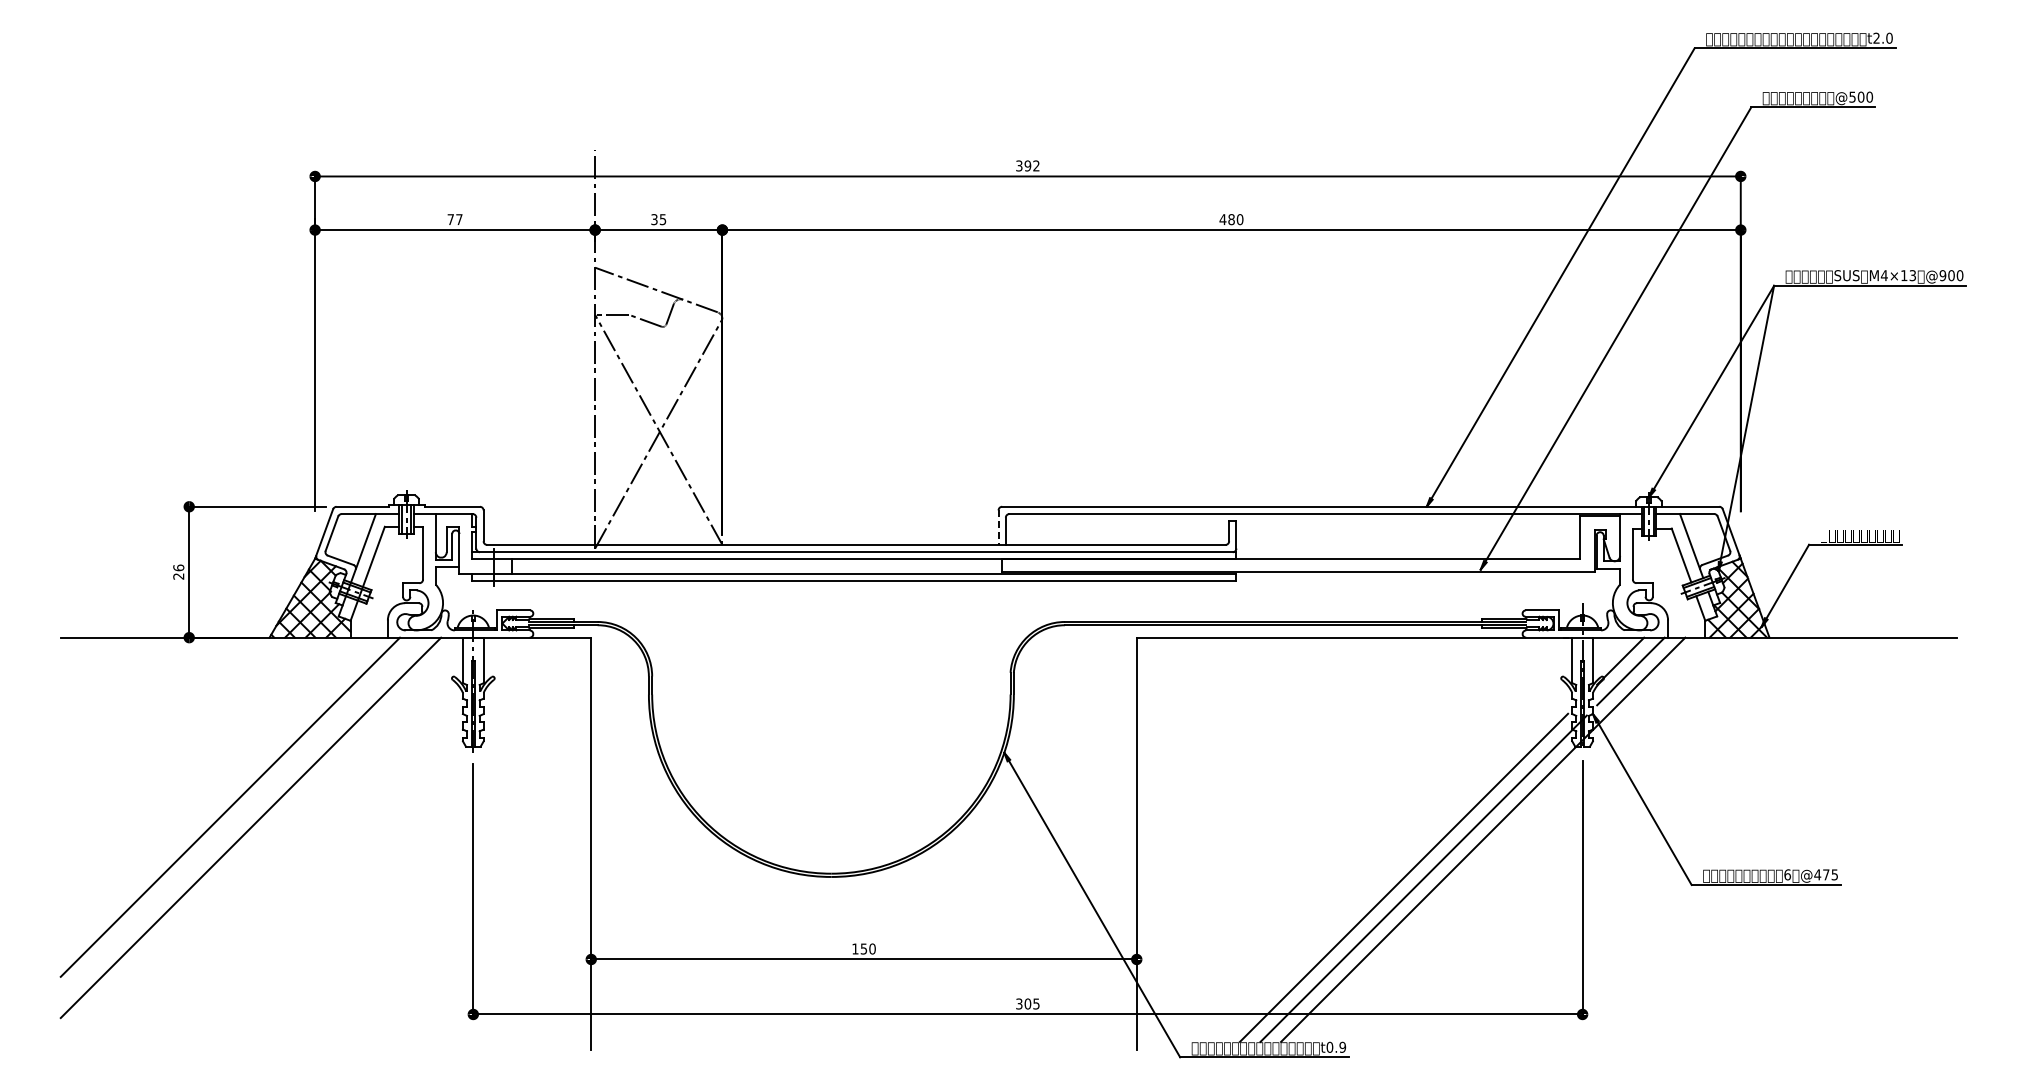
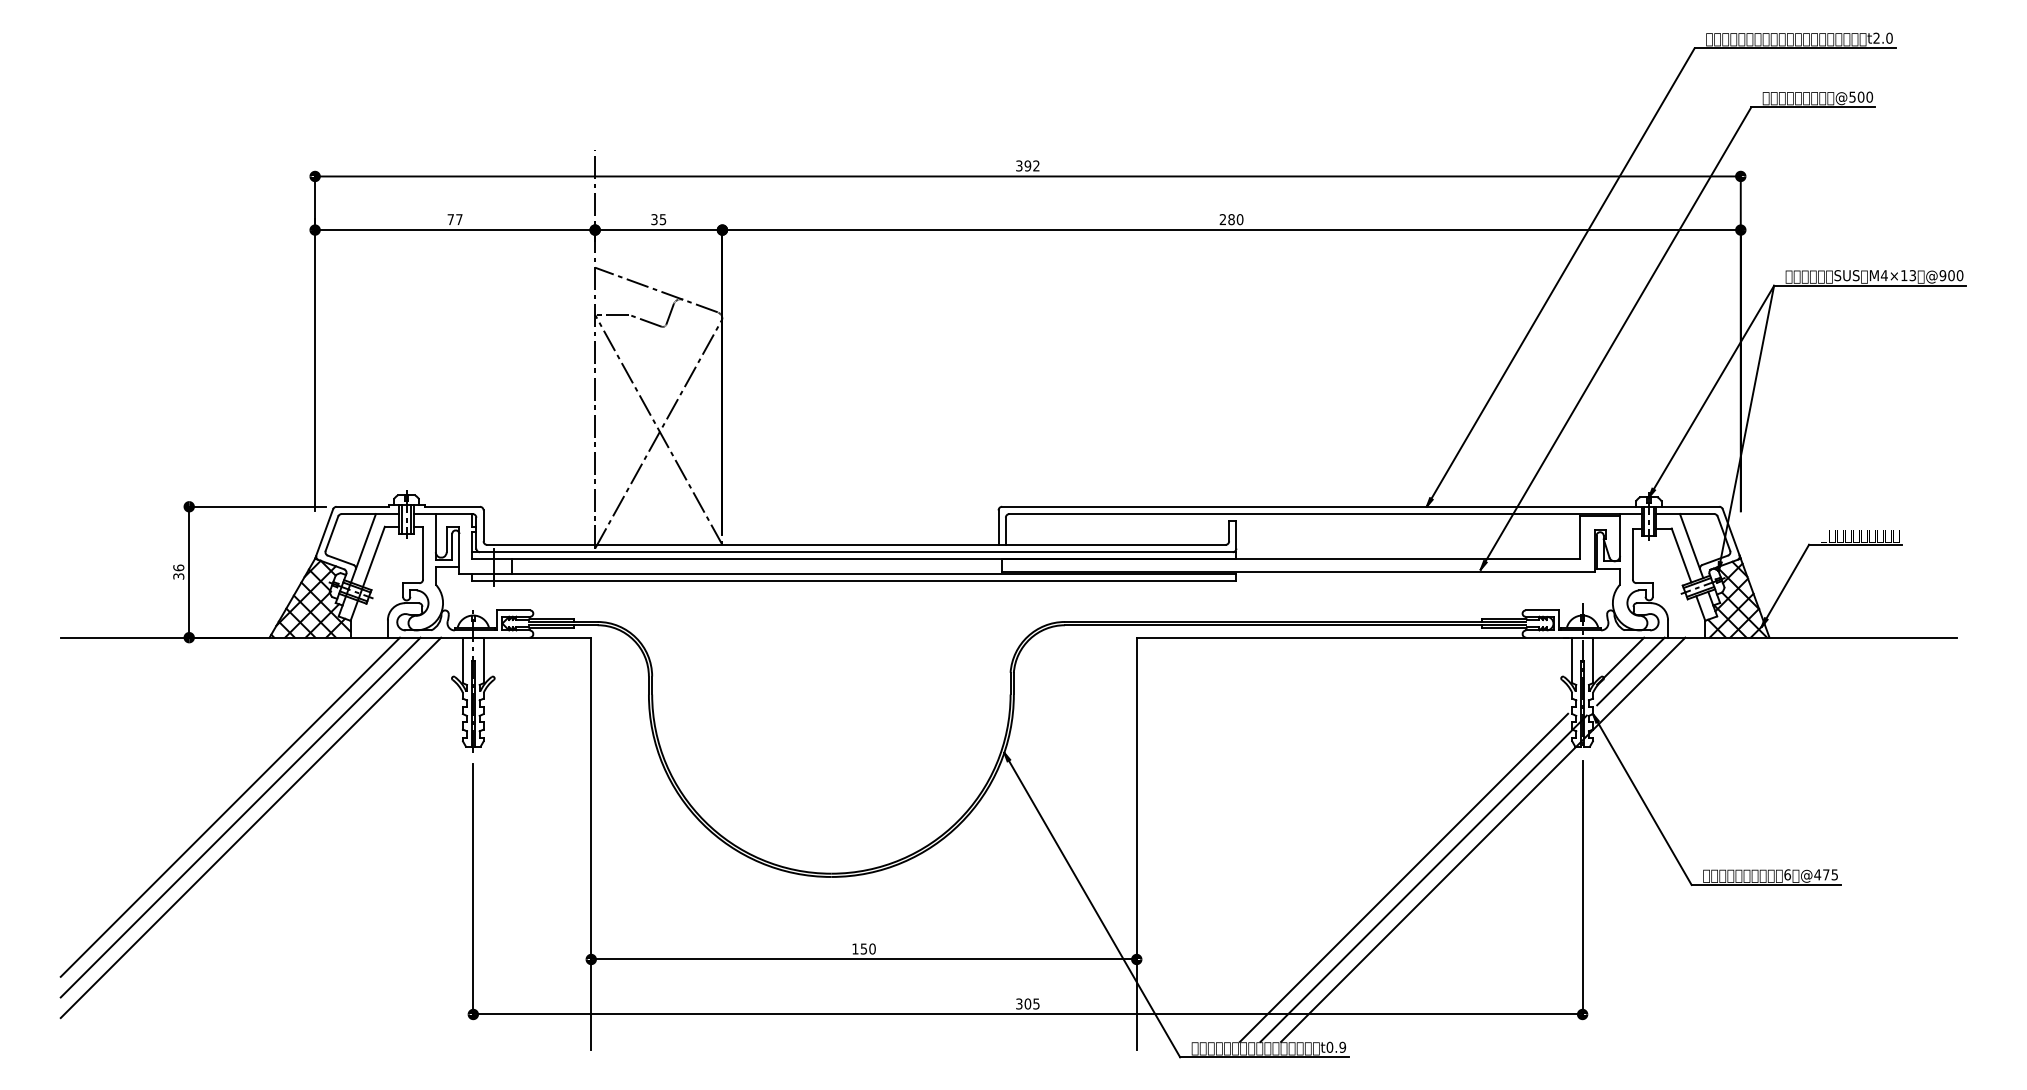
text: 480 -> 280 (1222, 219)
line: dashed -> solid (998, 528)
text: 26 -> 36 (179, 576)
line: none -> present (240, 817)
